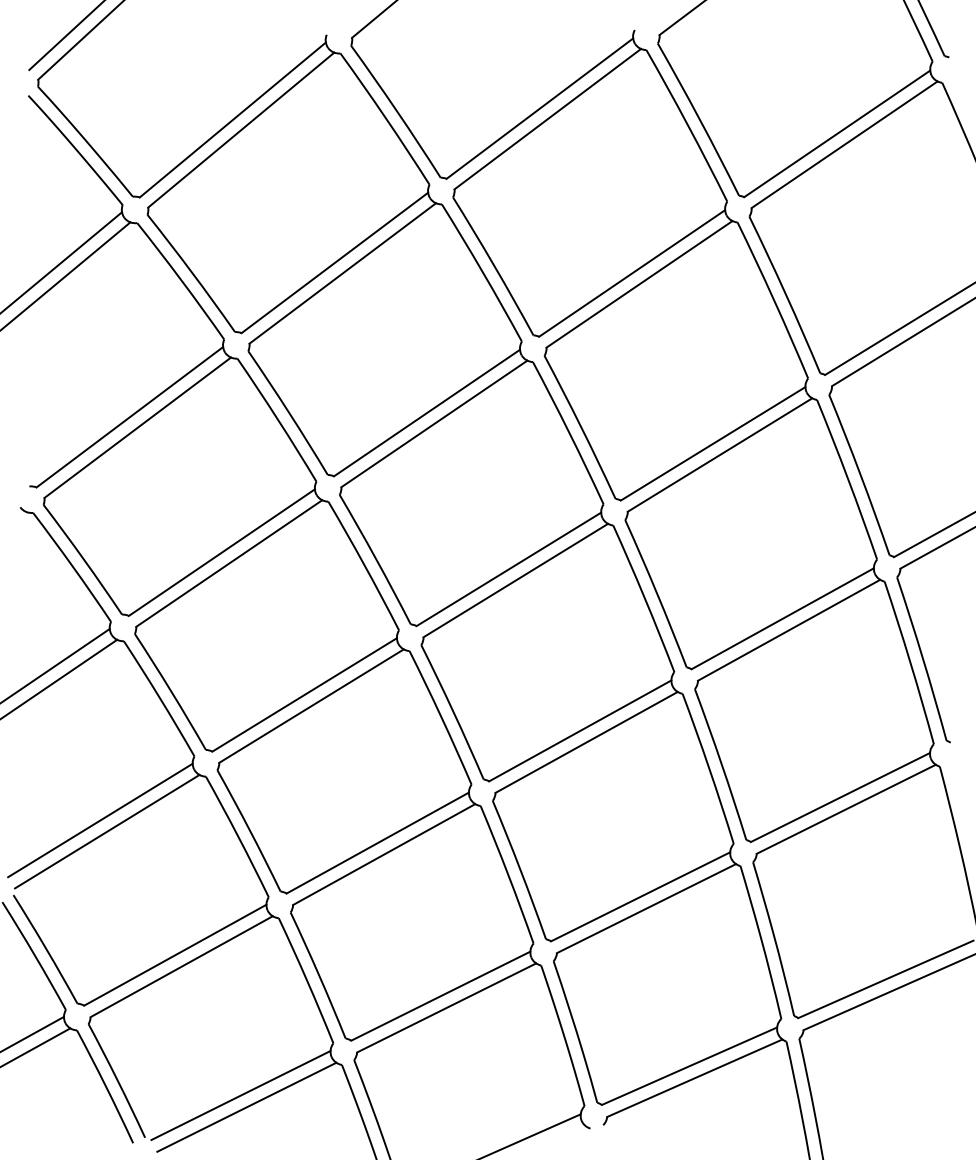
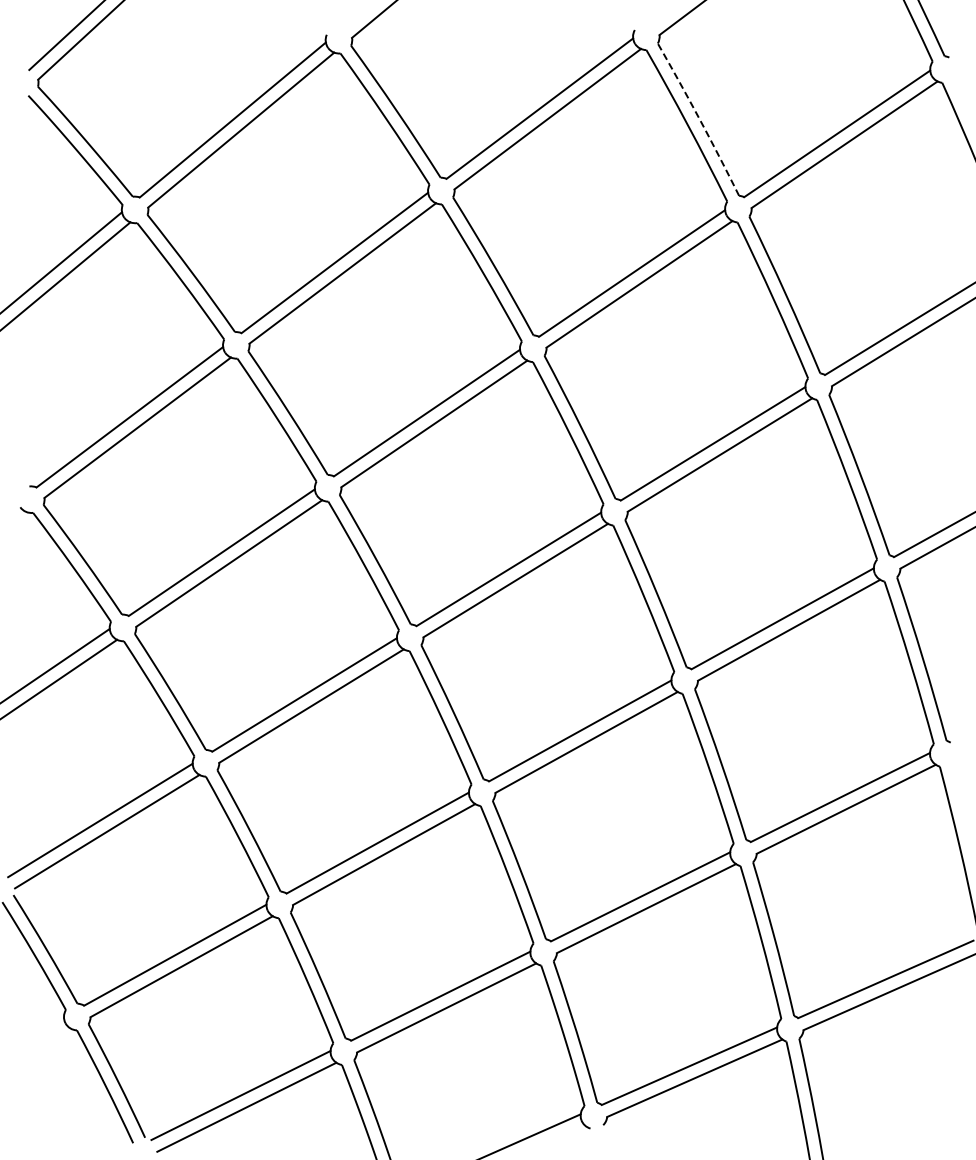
arc: solid -> dashed (699, 119)
line: present -> none (32, 1033)
line: present -> none (36, 1047)
